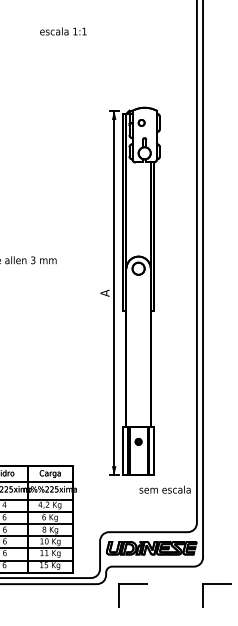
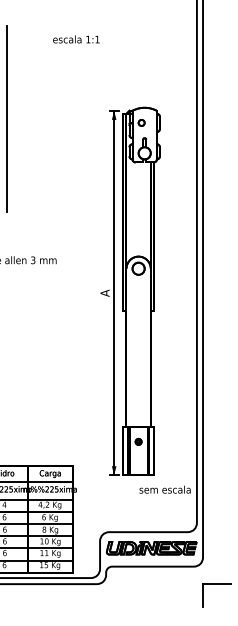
text position: (63, 31) -> (76, 39) (76, 39)
line: none -> present (7, 119)
part: present -> none (132, 584)
